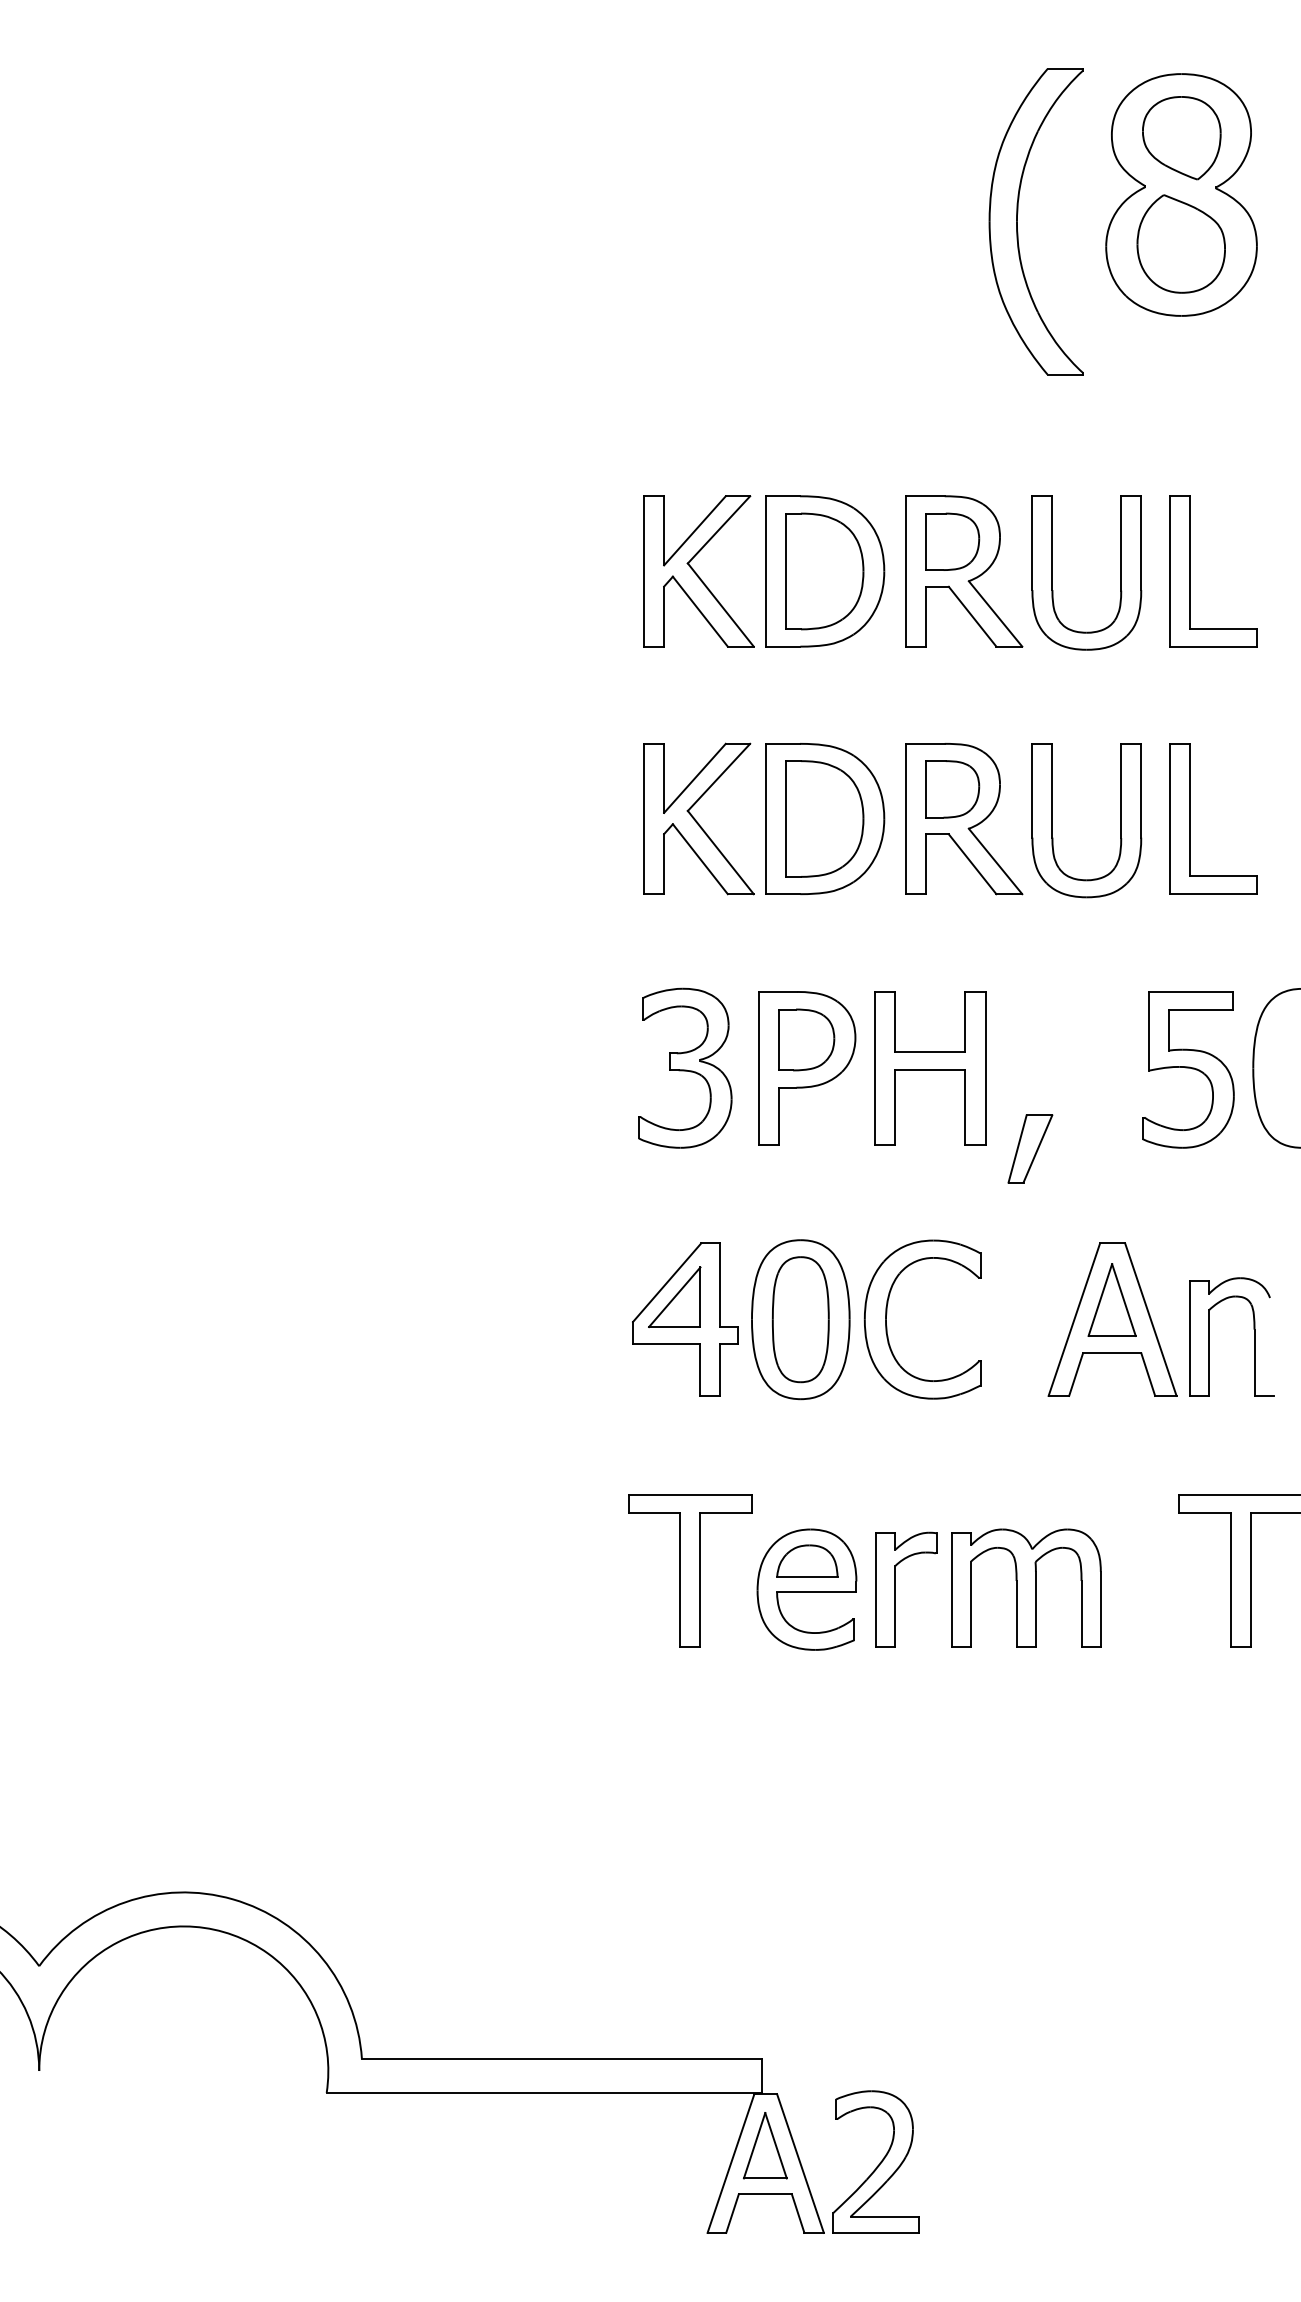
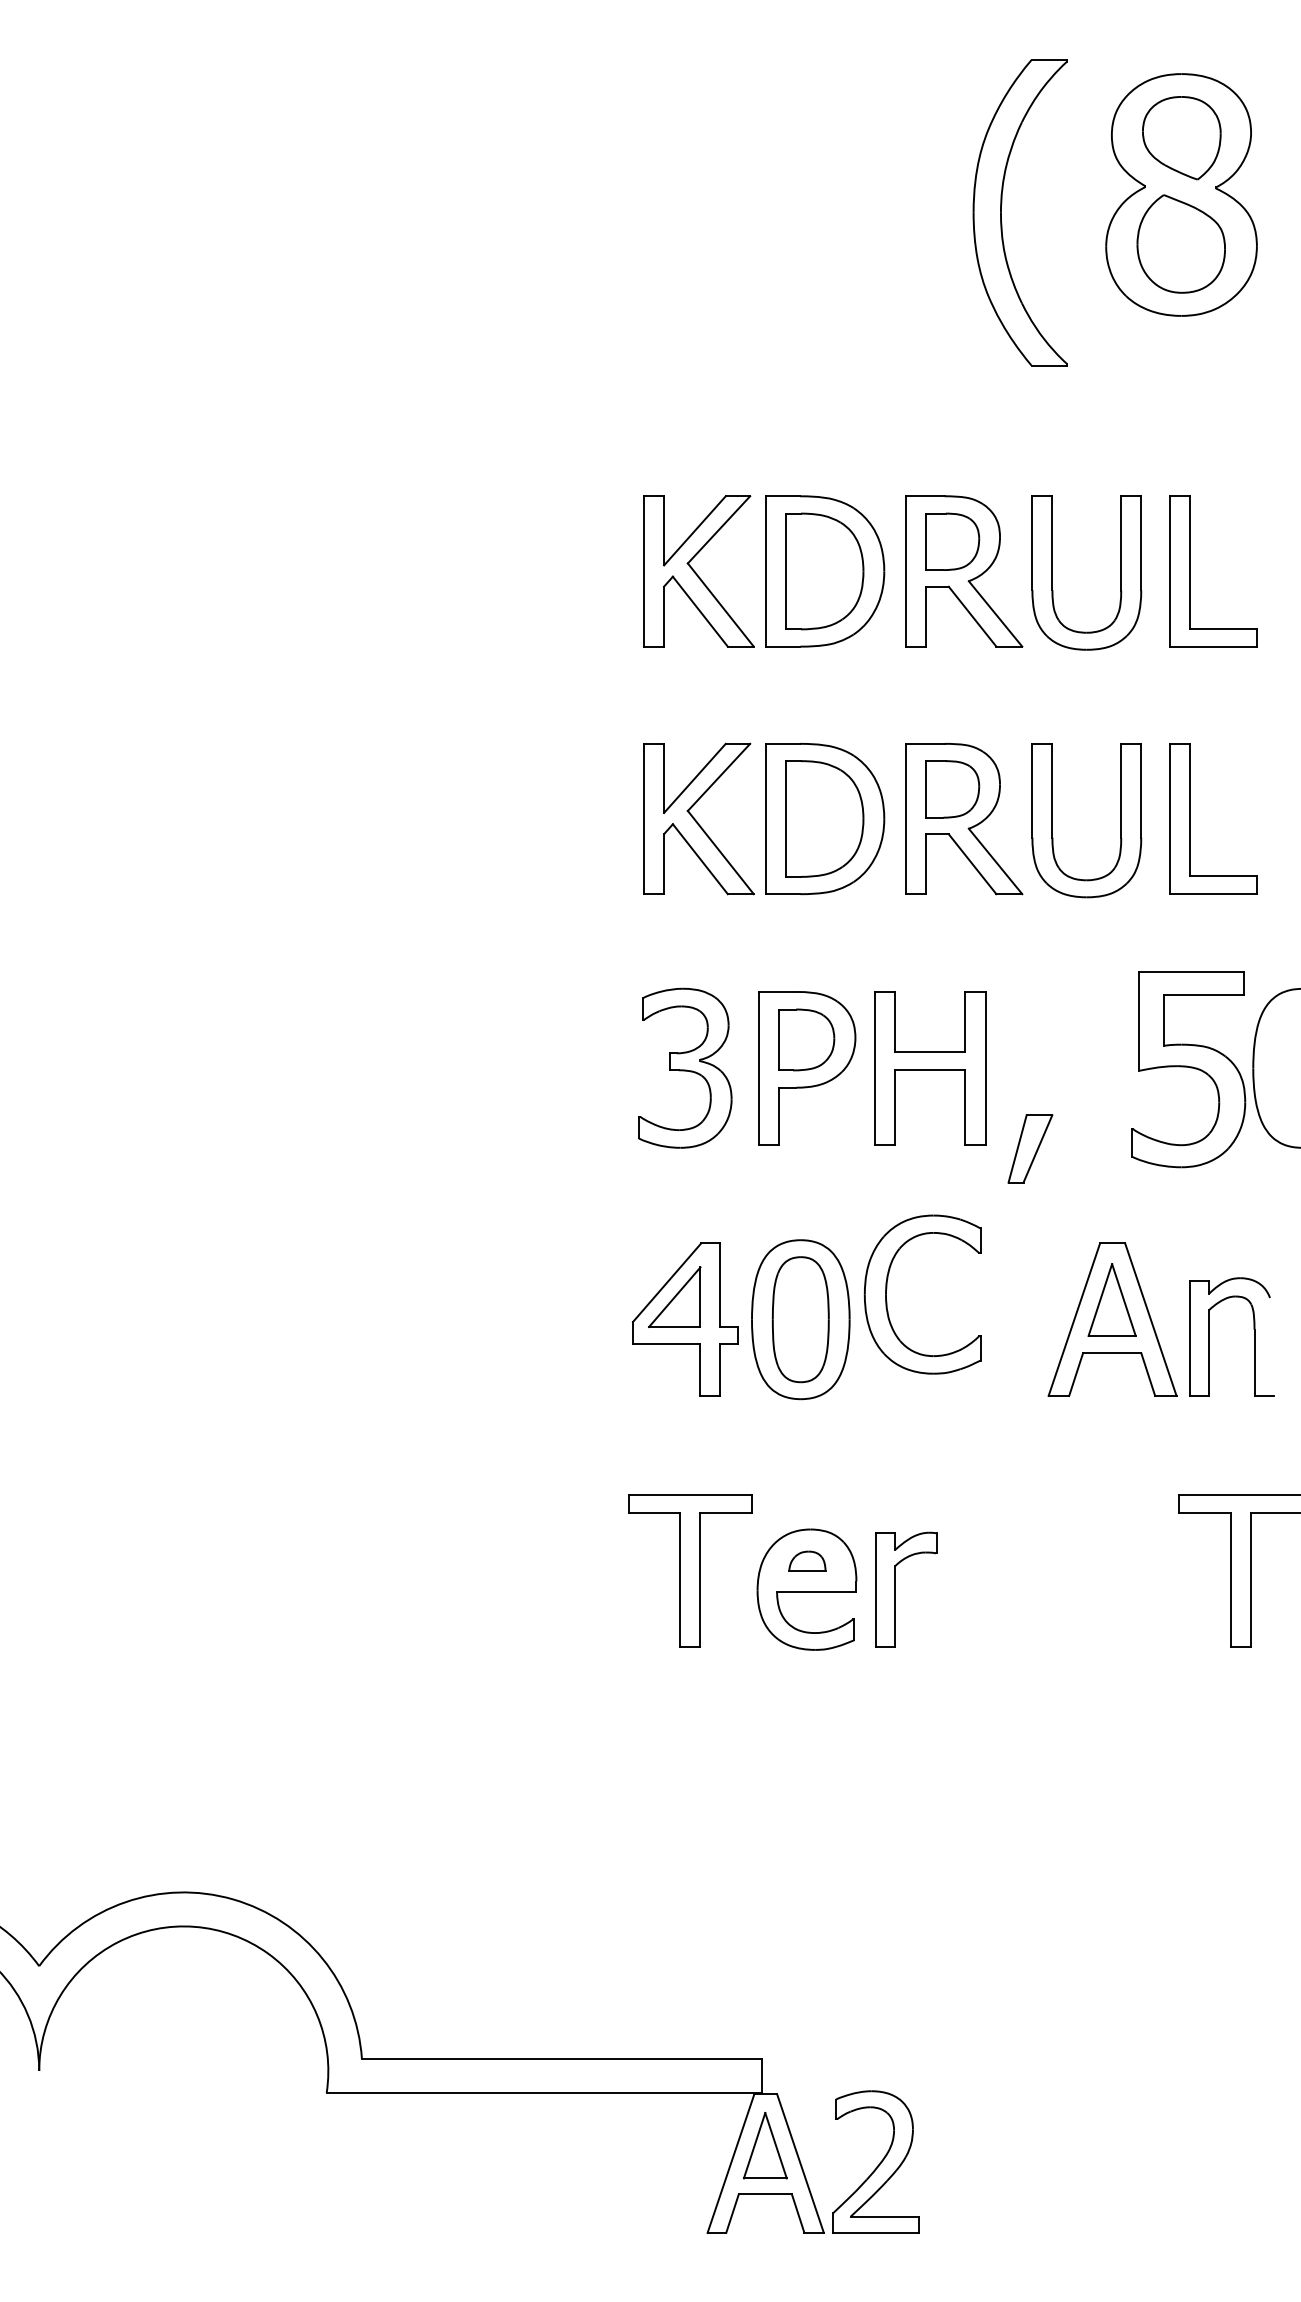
part position: (1017, 221) -> (1001, 212) (1001, 212)
part size: 93x158 px -> 116x198 px (1188, 1069)
part position: (887, 1314) -> (887, 1289) (887, 1289)
part size: 63x34 px -> 39x22 px (807, 1560)
part: present -> none (1026, 1587)
